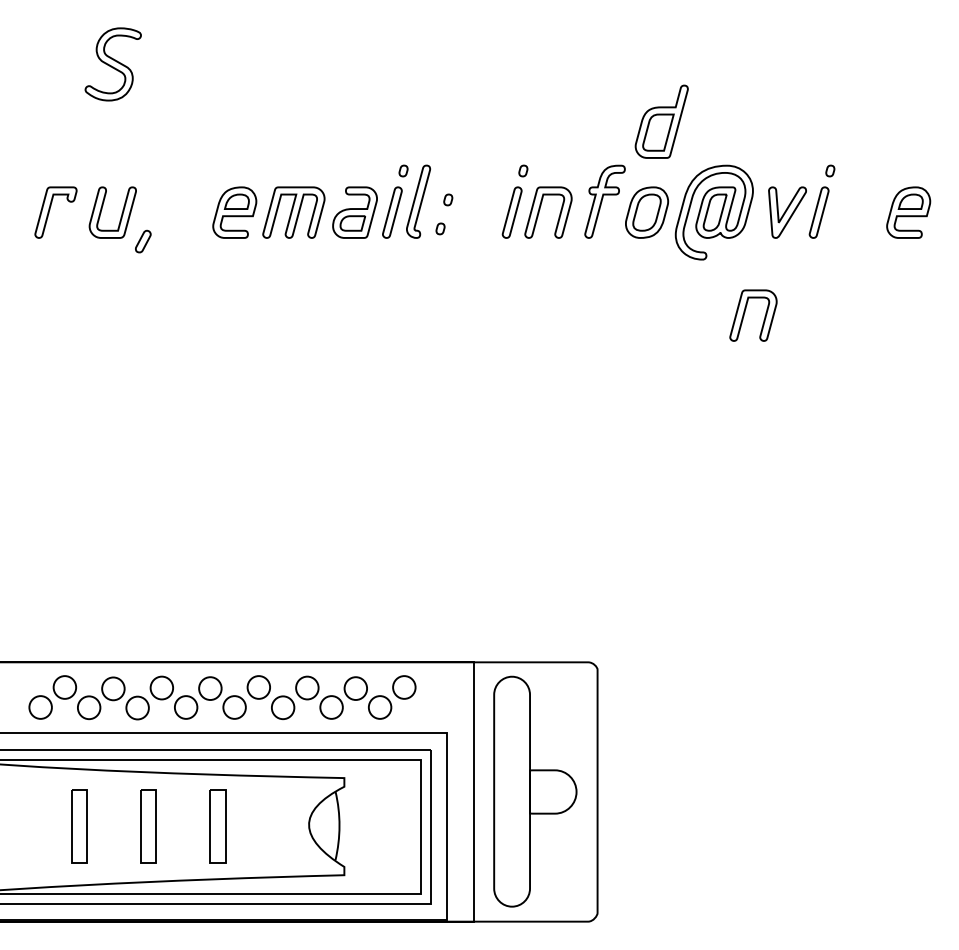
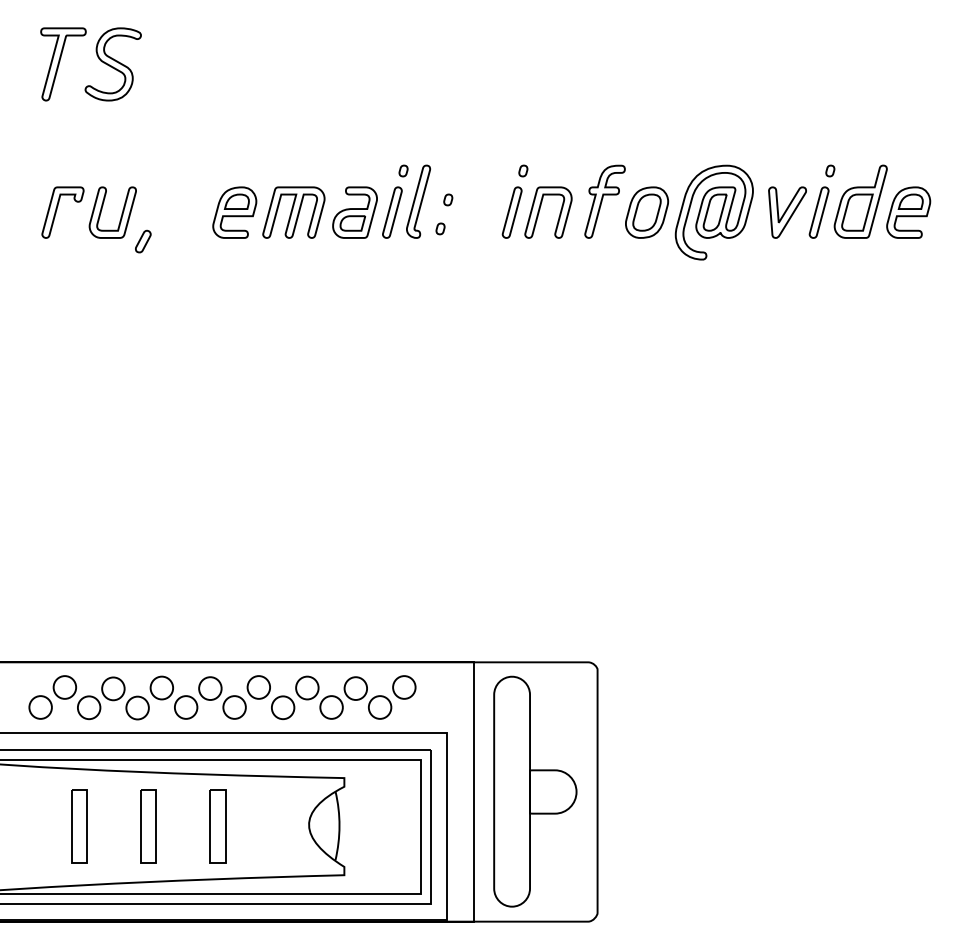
part: none -> present (63, 64)
part position: (661, 121) -> (860, 201) (860, 201)
part position: (55, 212) -> (62, 212) (62, 212)
part: present -> none (745, 312)
